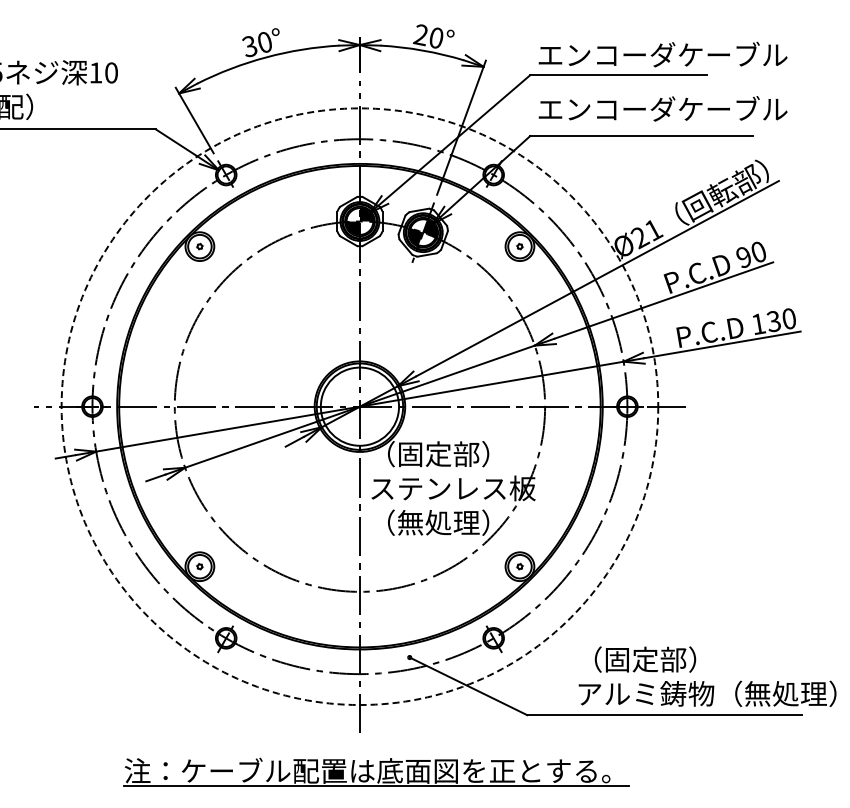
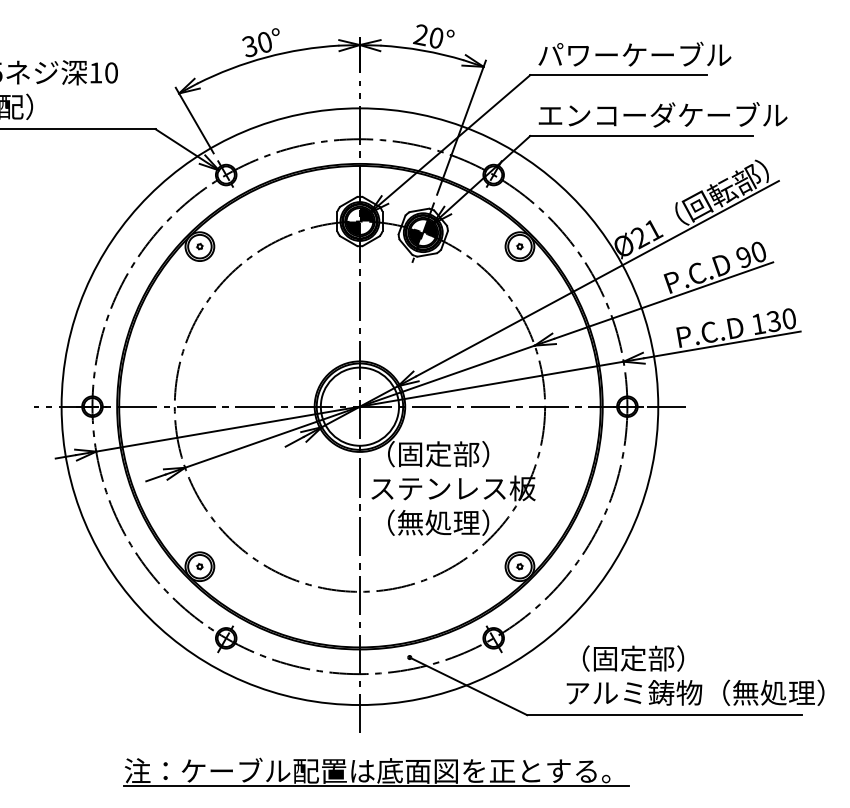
text: エンコーダケーブル -> パワーケーブル (662, 54)
text position: (662, 108) -> (662, 114) (662, 114)
circle: dashed -> solid (359, 406)
text position: (707, 676) -> (695, 675) (695, 675)
